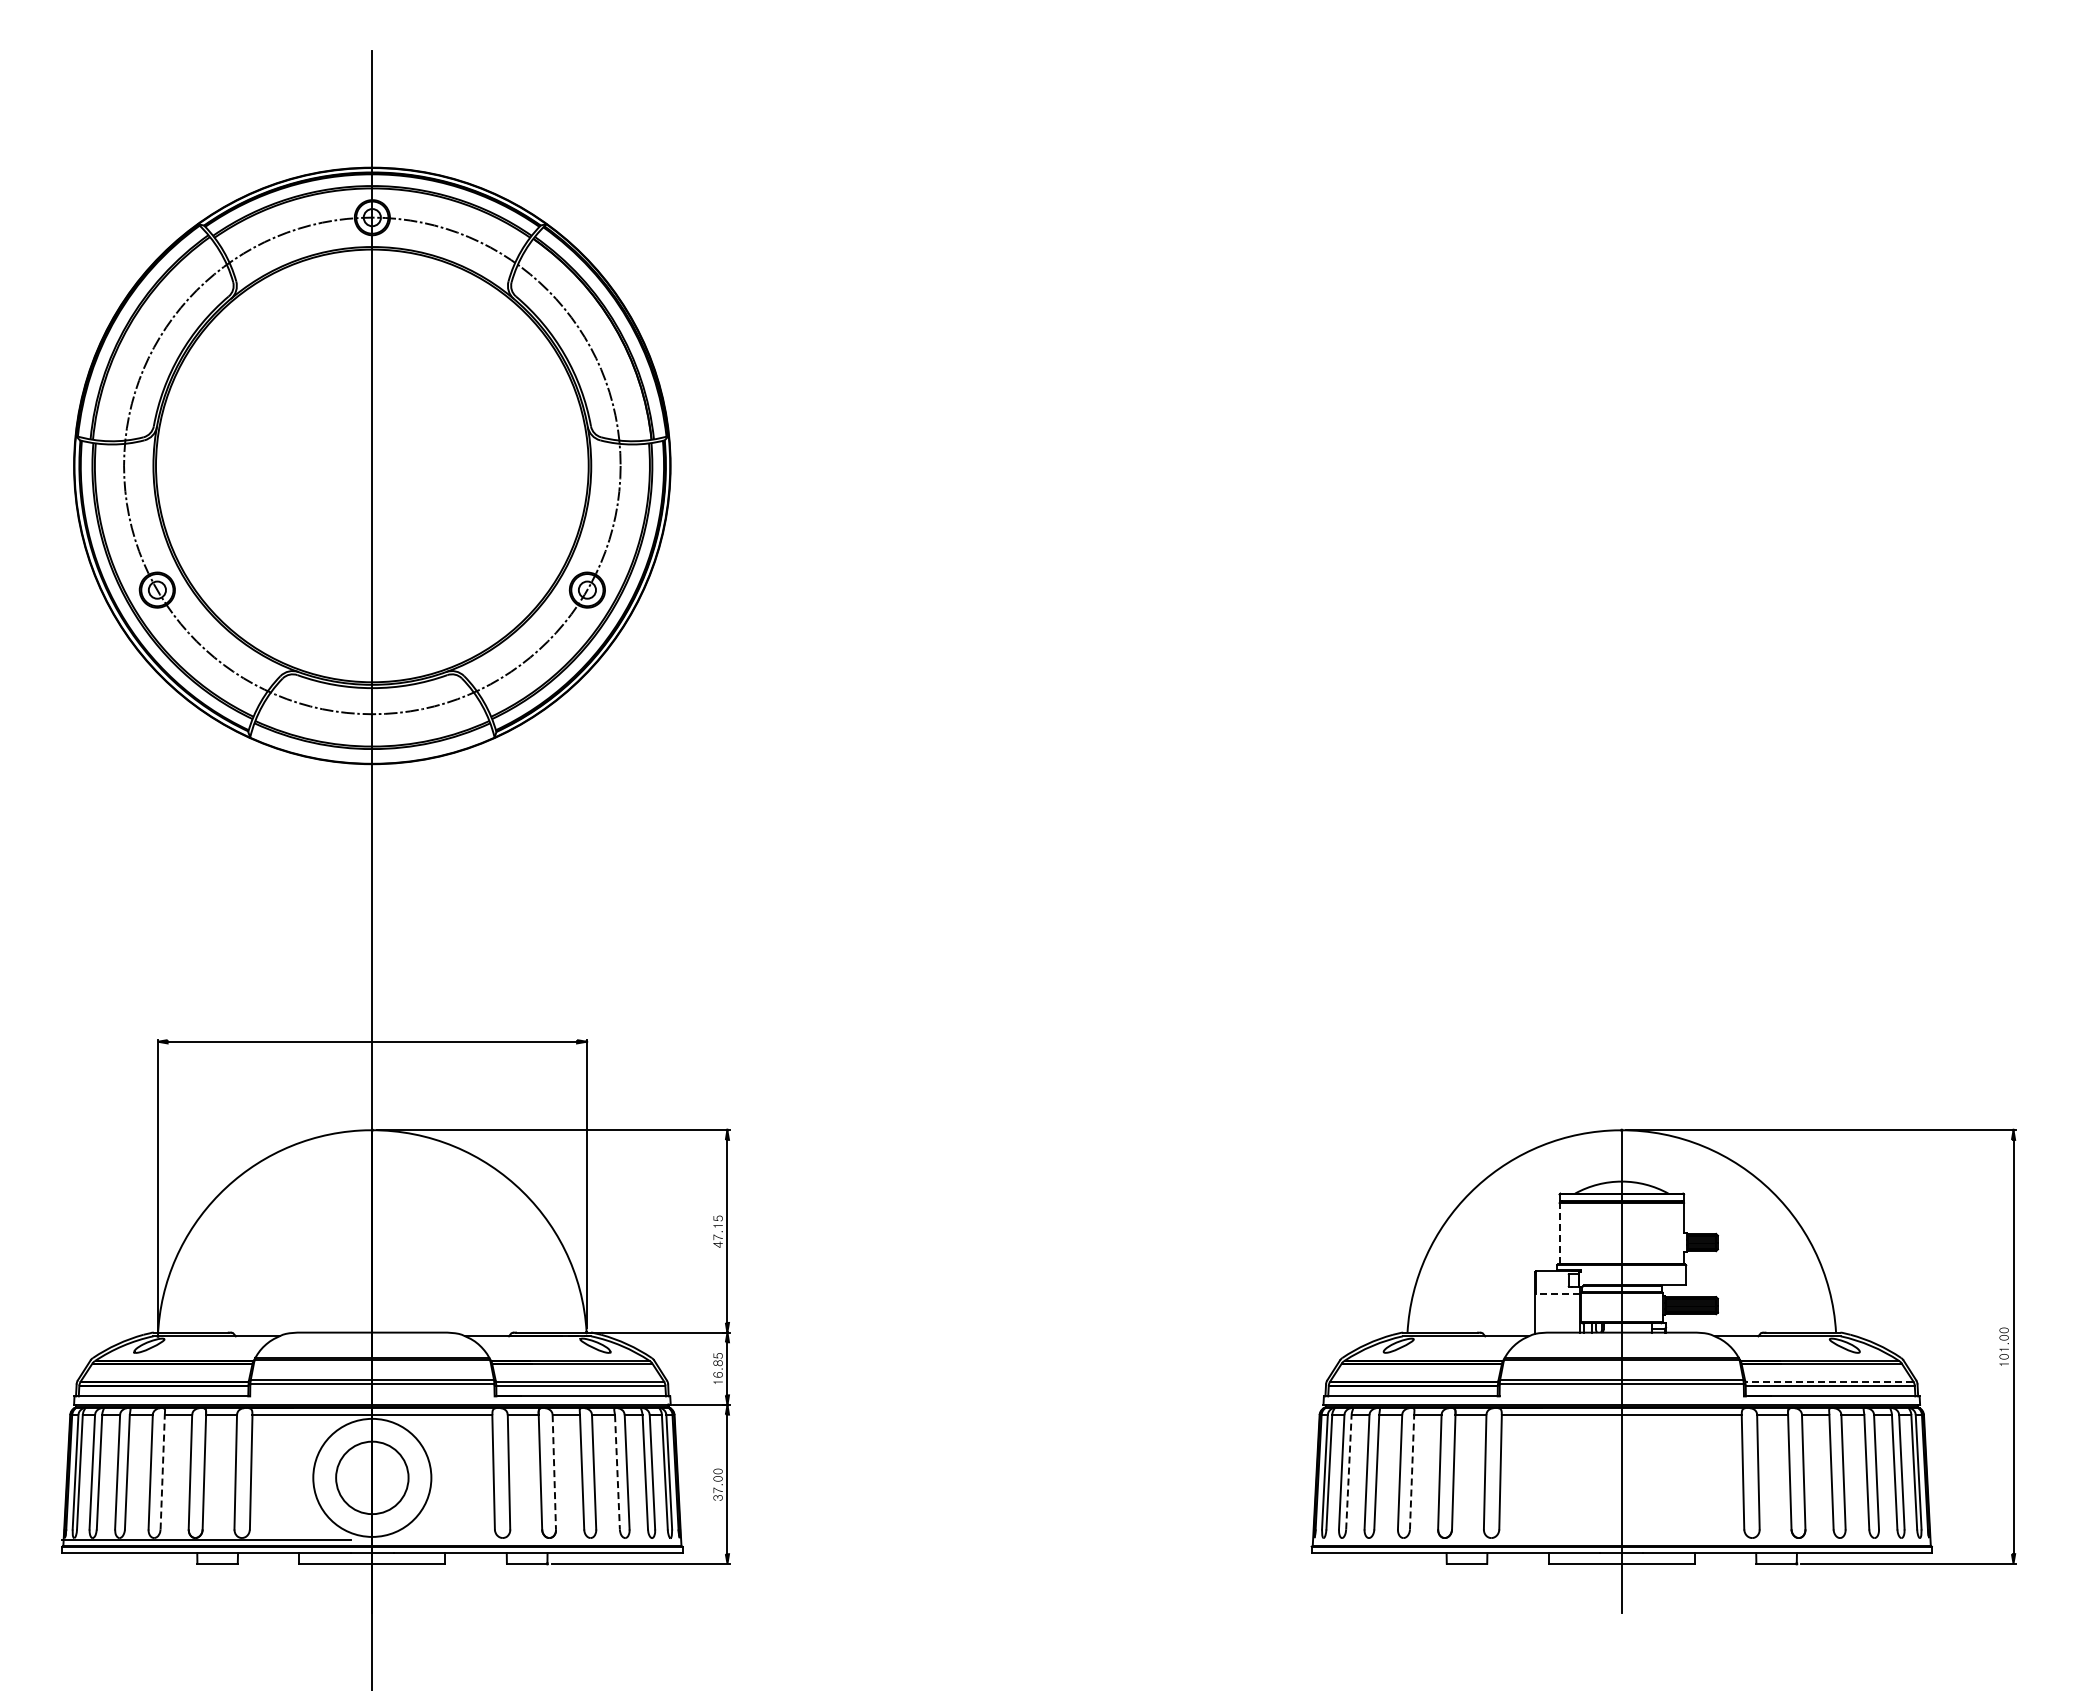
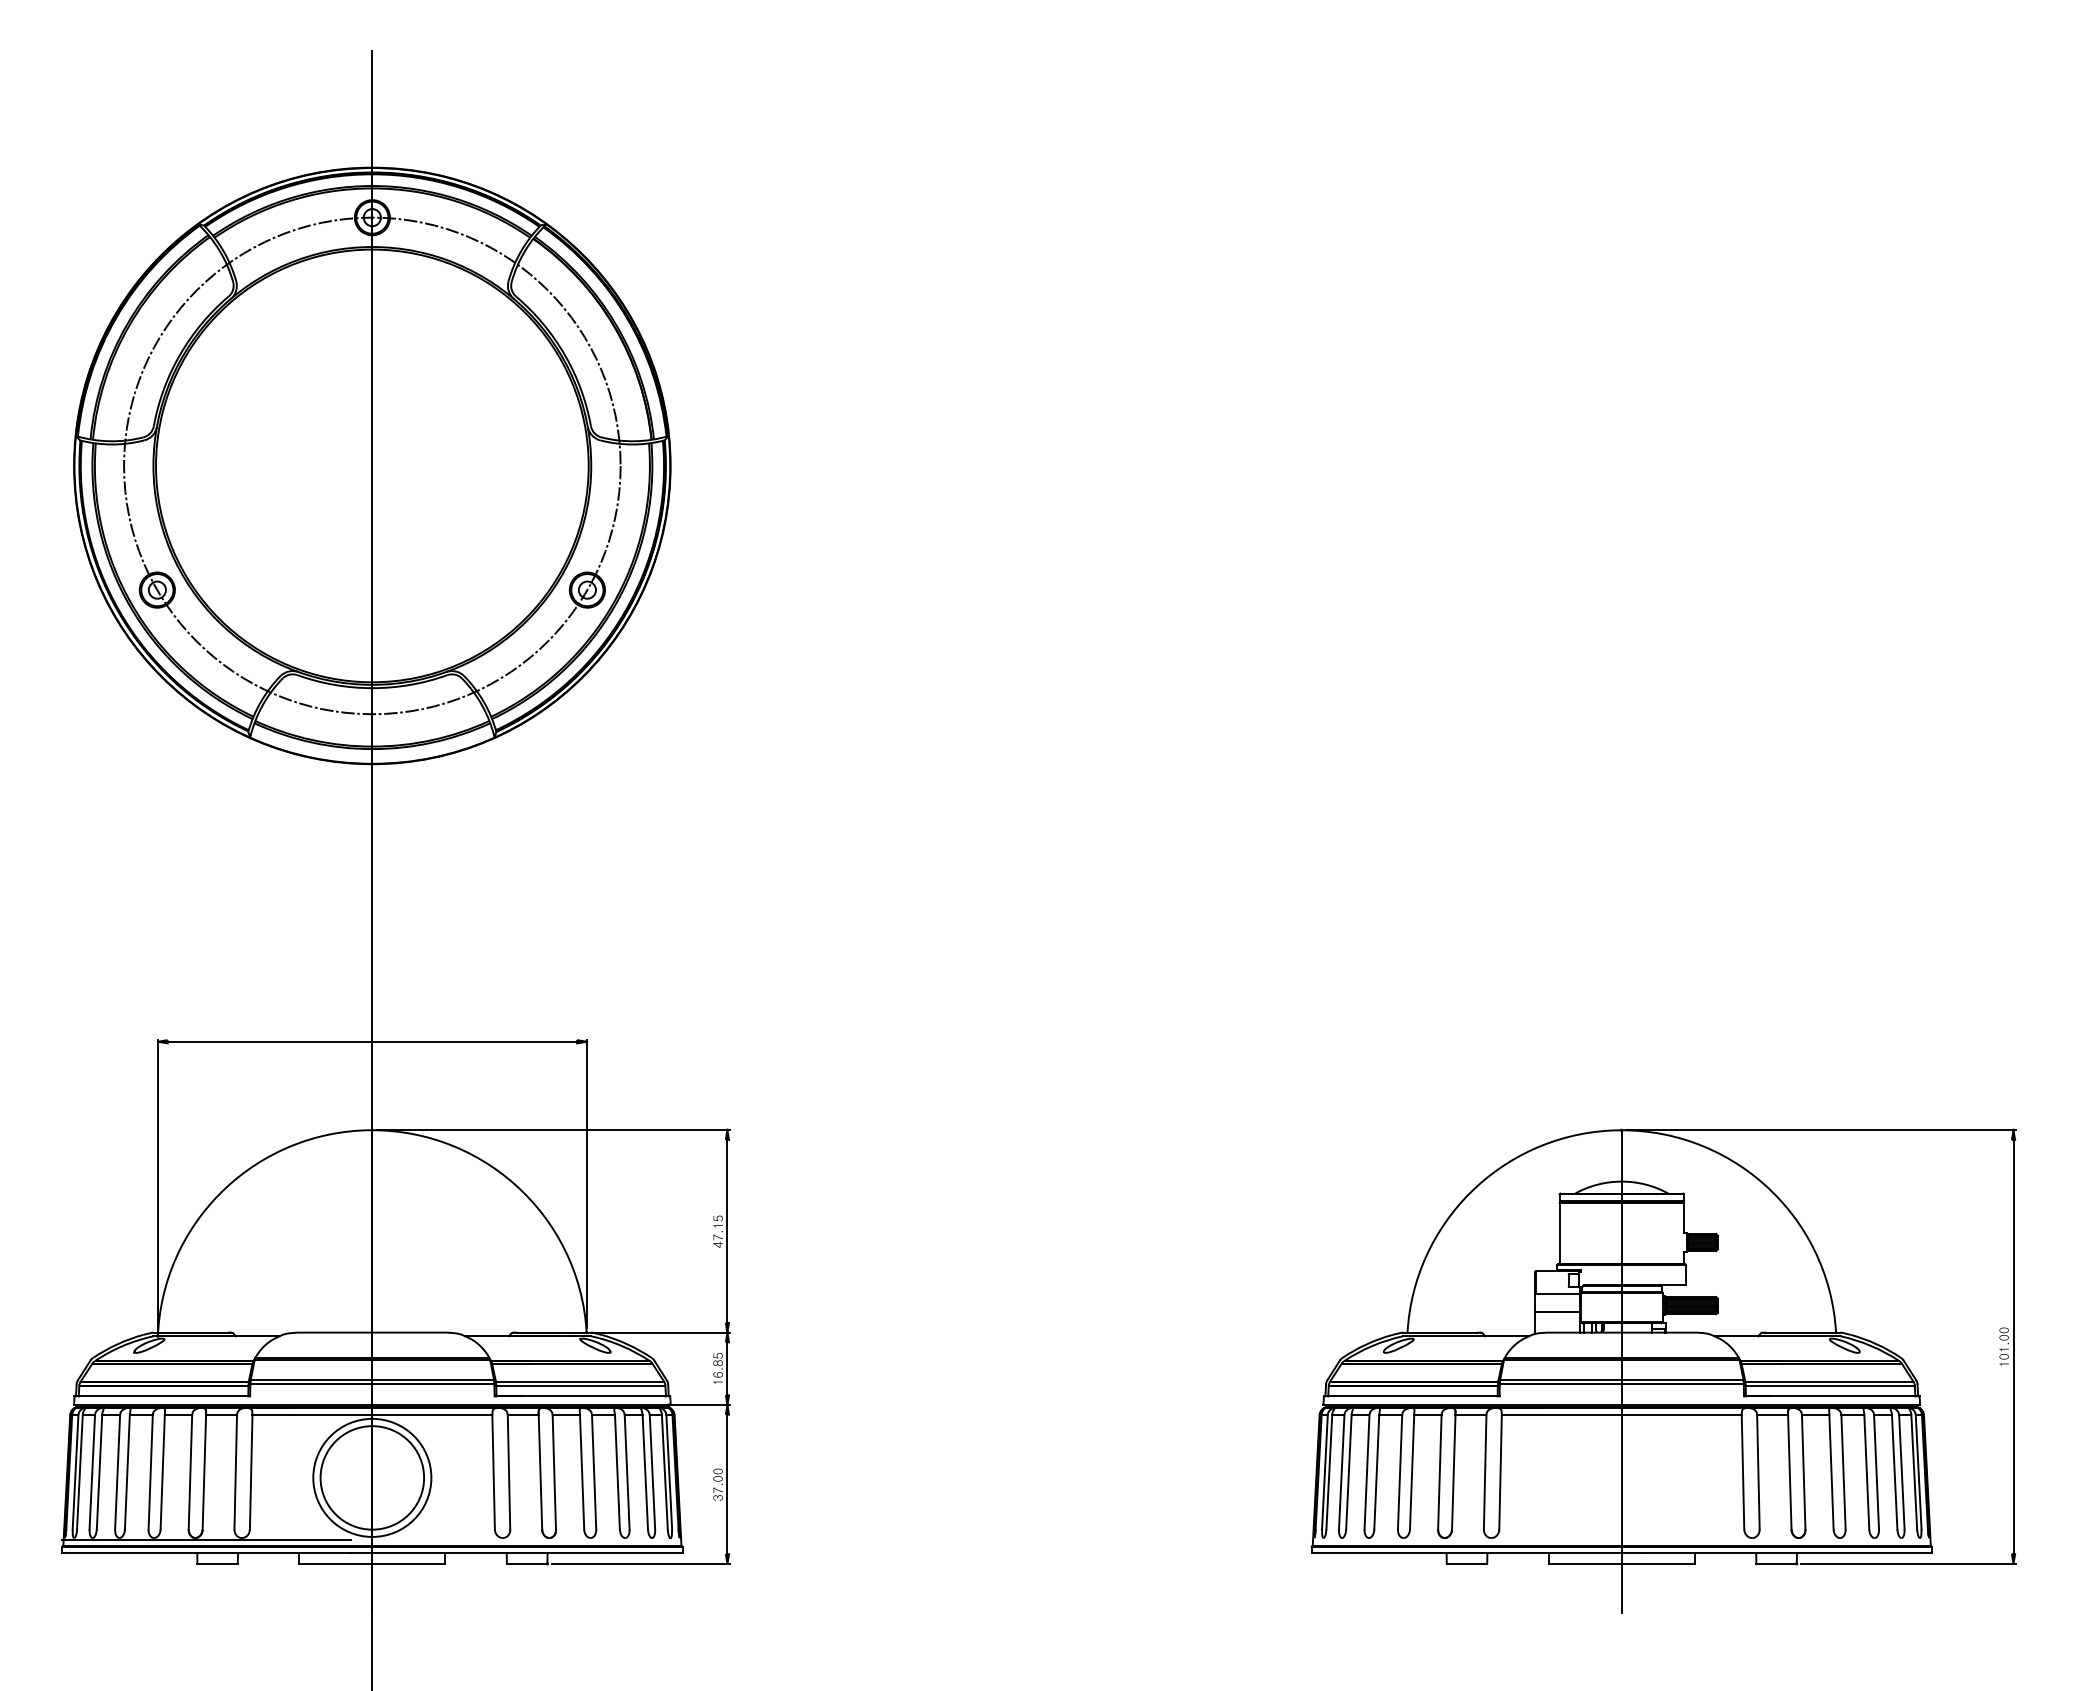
line: dashed -> solid (1559, 1232)
line: dashed -> solid (1557, 1294)
line: none -> present (1557, 1311)
line: dashed -> solid (1828, 1381)
line: dashed -> solid (162, 1471)
line: dashed -> solid (1348, 1471)
line: dashed -> solid (1412, 1471)
line: dashed -> solid (554, 1472)
line: dashed -> solid (617, 1472)
circle diameter: 72 px -> 104 px (372, 1477)
